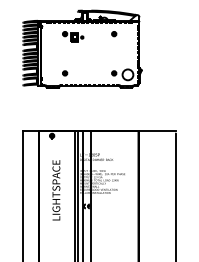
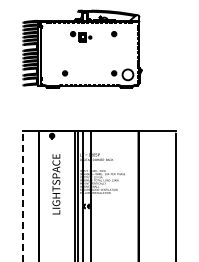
part position: (73, 36) -> (81, 36) (81, 36)
text position: (56, 190) -> (56, 184) (56, 184)
line: solid -> dashed (22, 196)
